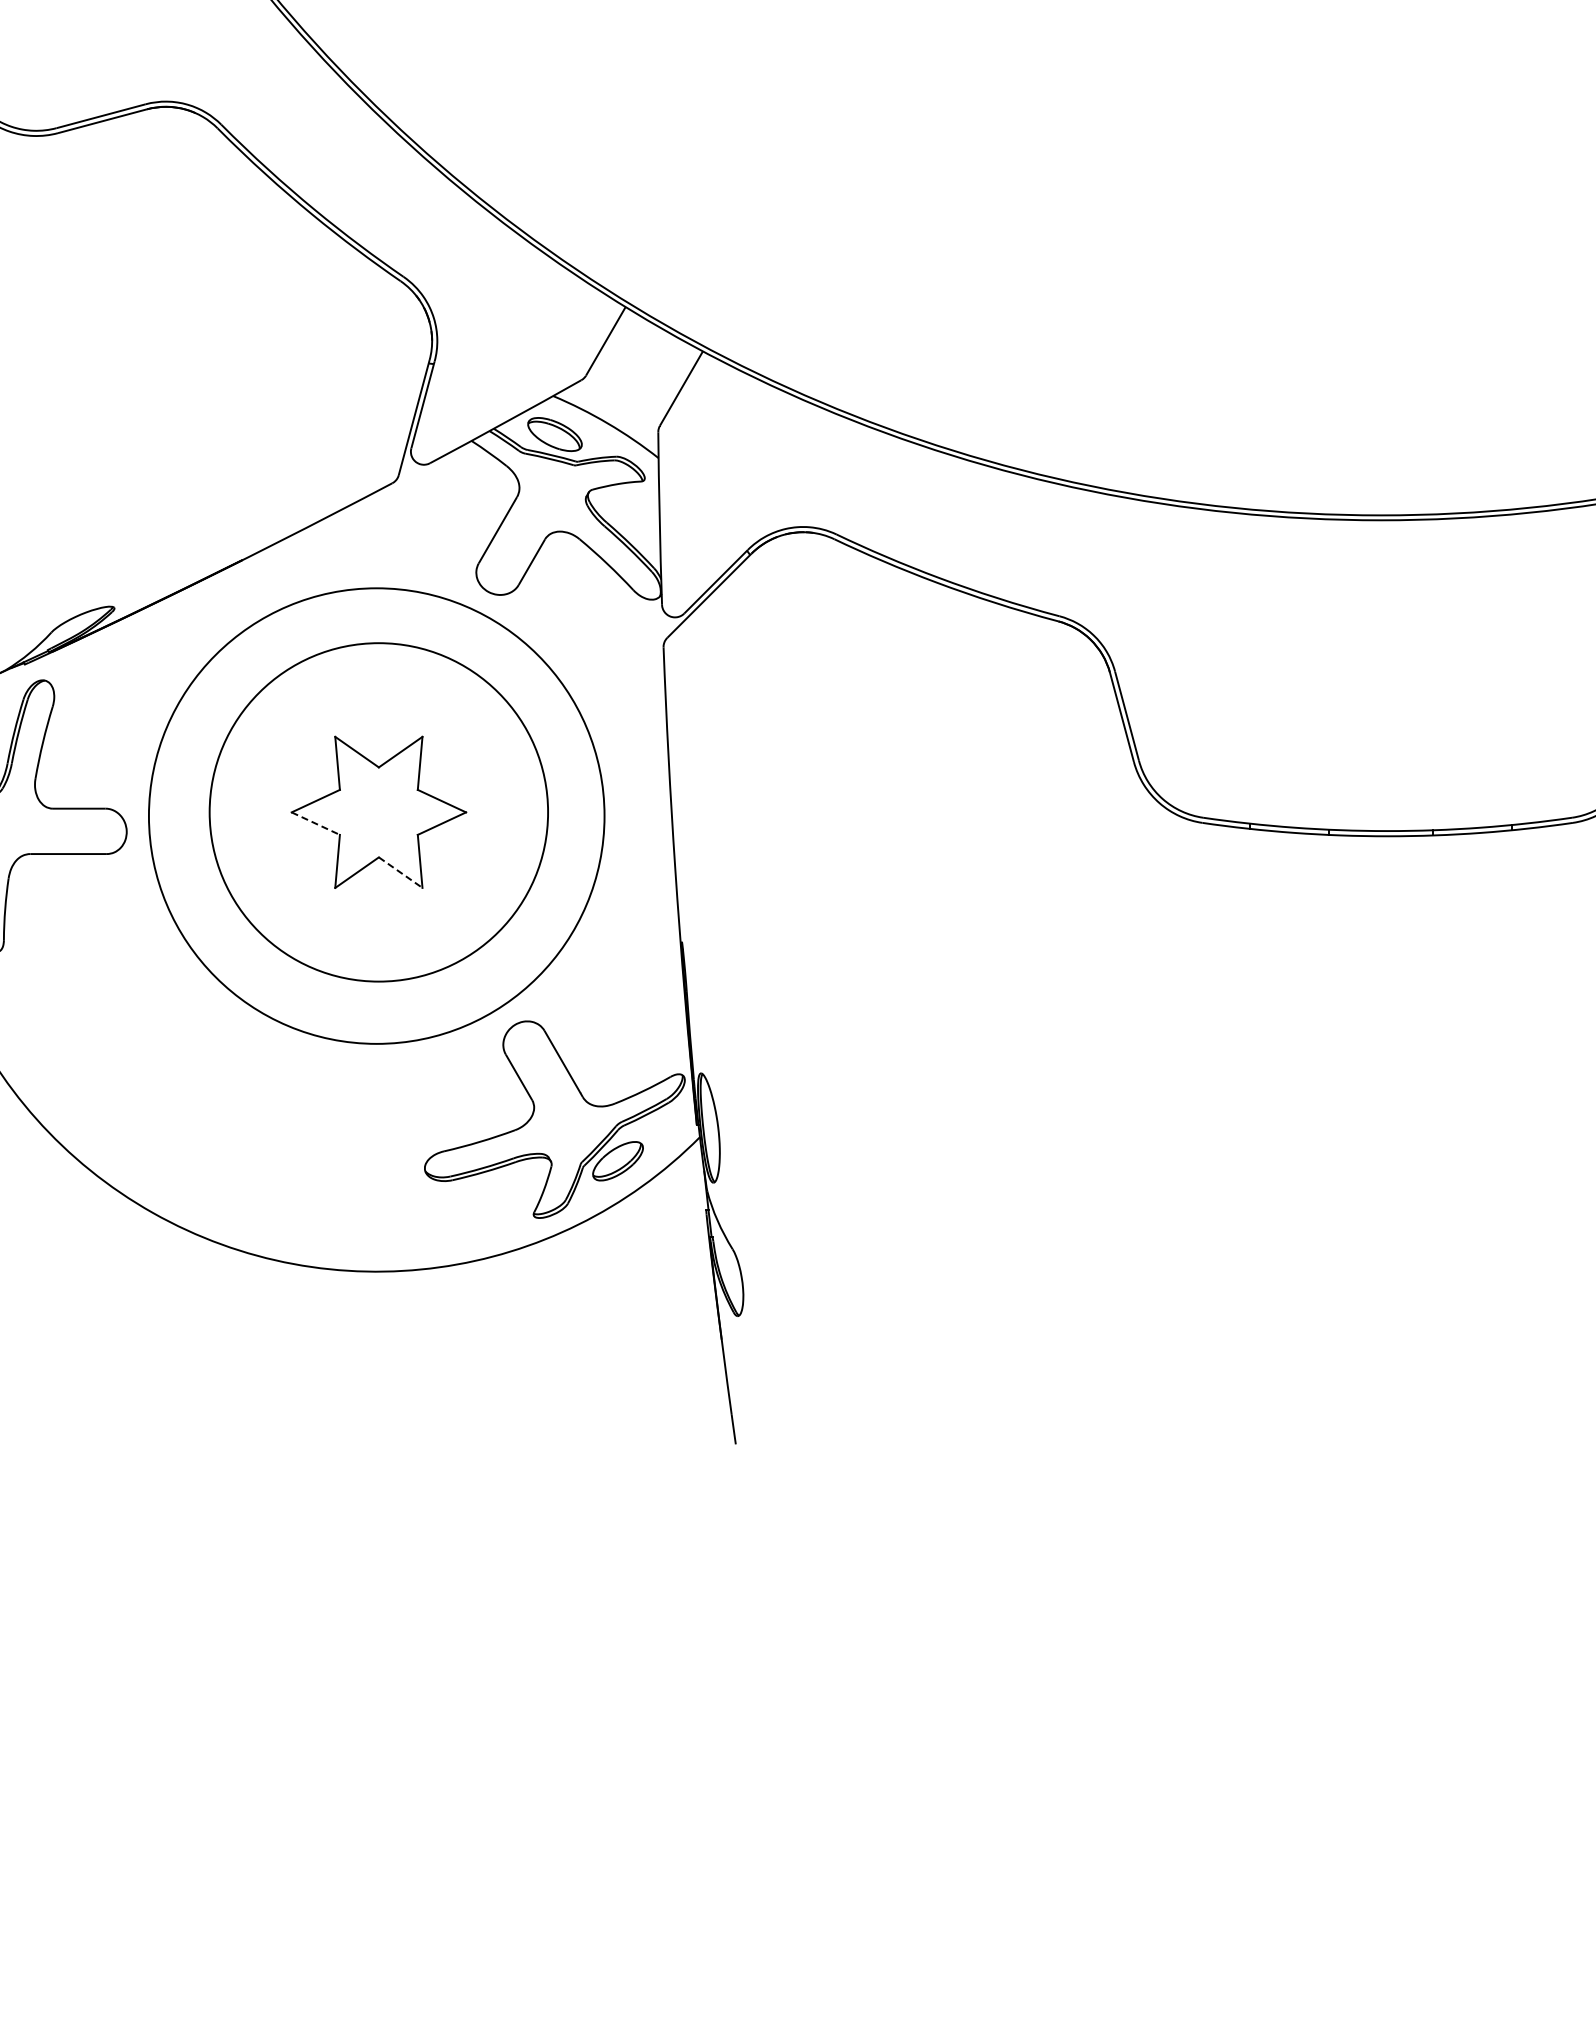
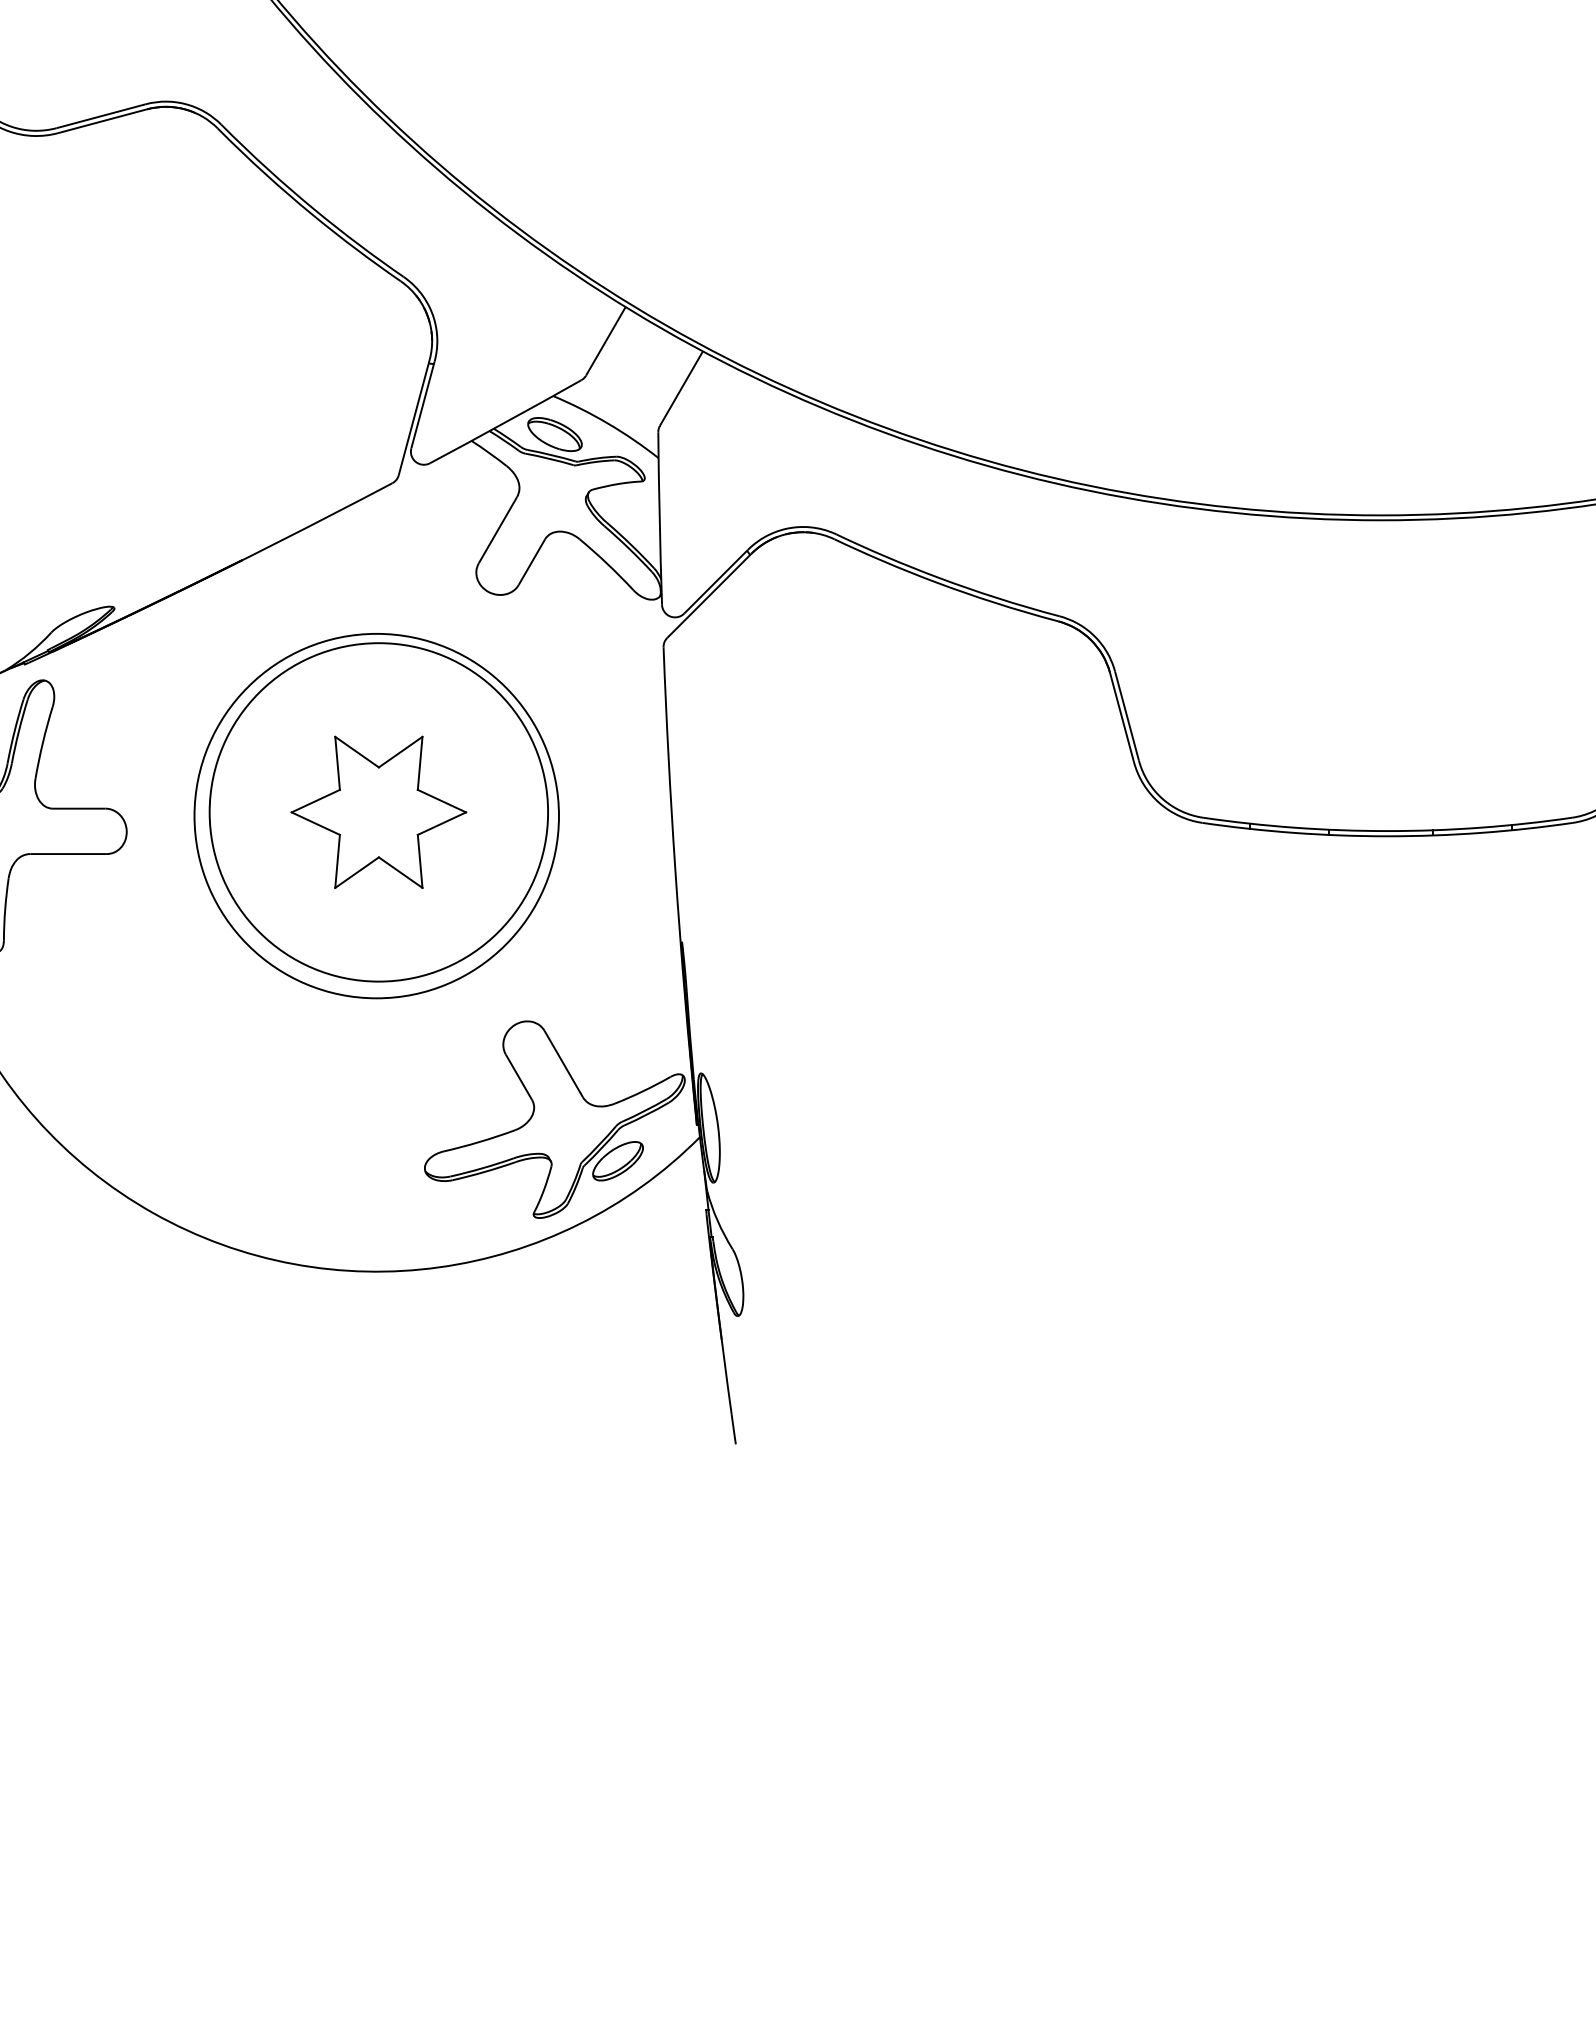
circle diameter: 456 px -> 364 px (376, 815)
line: dashed -> solid (315, 823)
line: dashed -> solid (400, 872)
